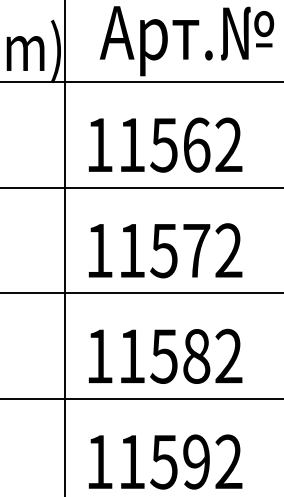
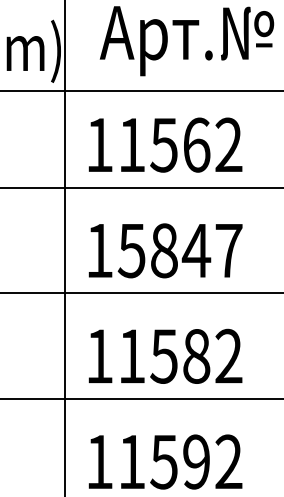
line position: (141, 82) -> (141, 91) (141, 91)
text: 11572 -> 15847 (179, 250)
